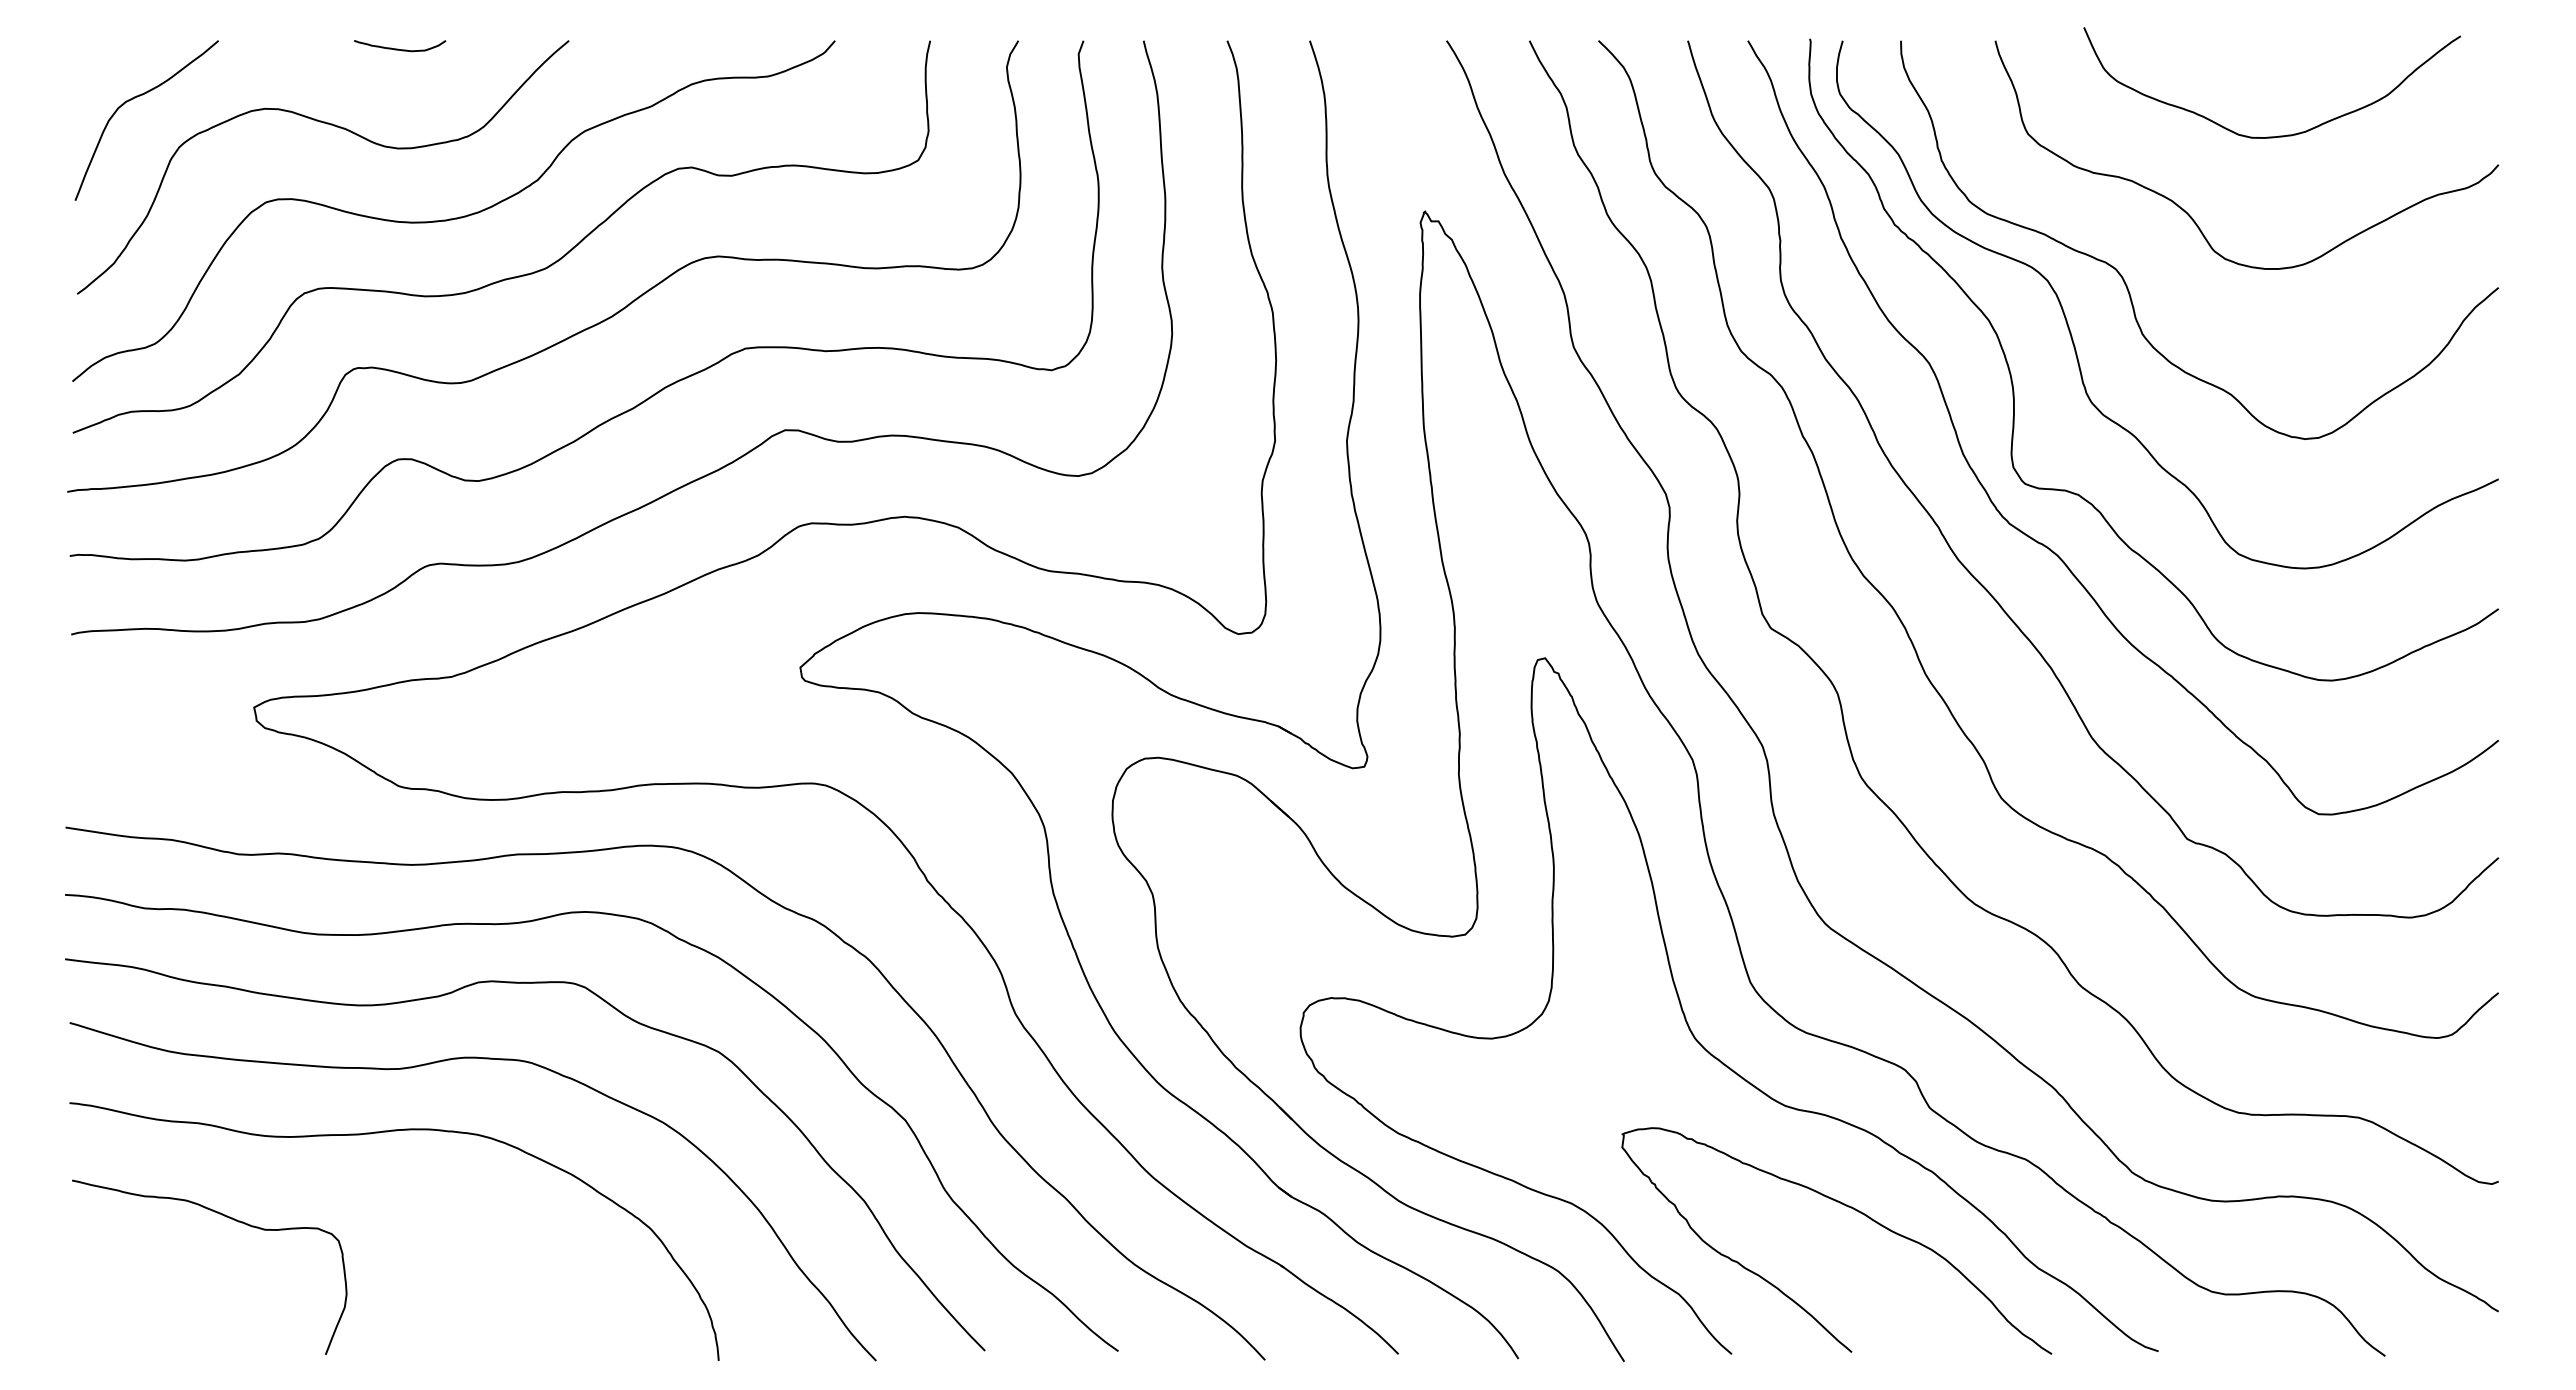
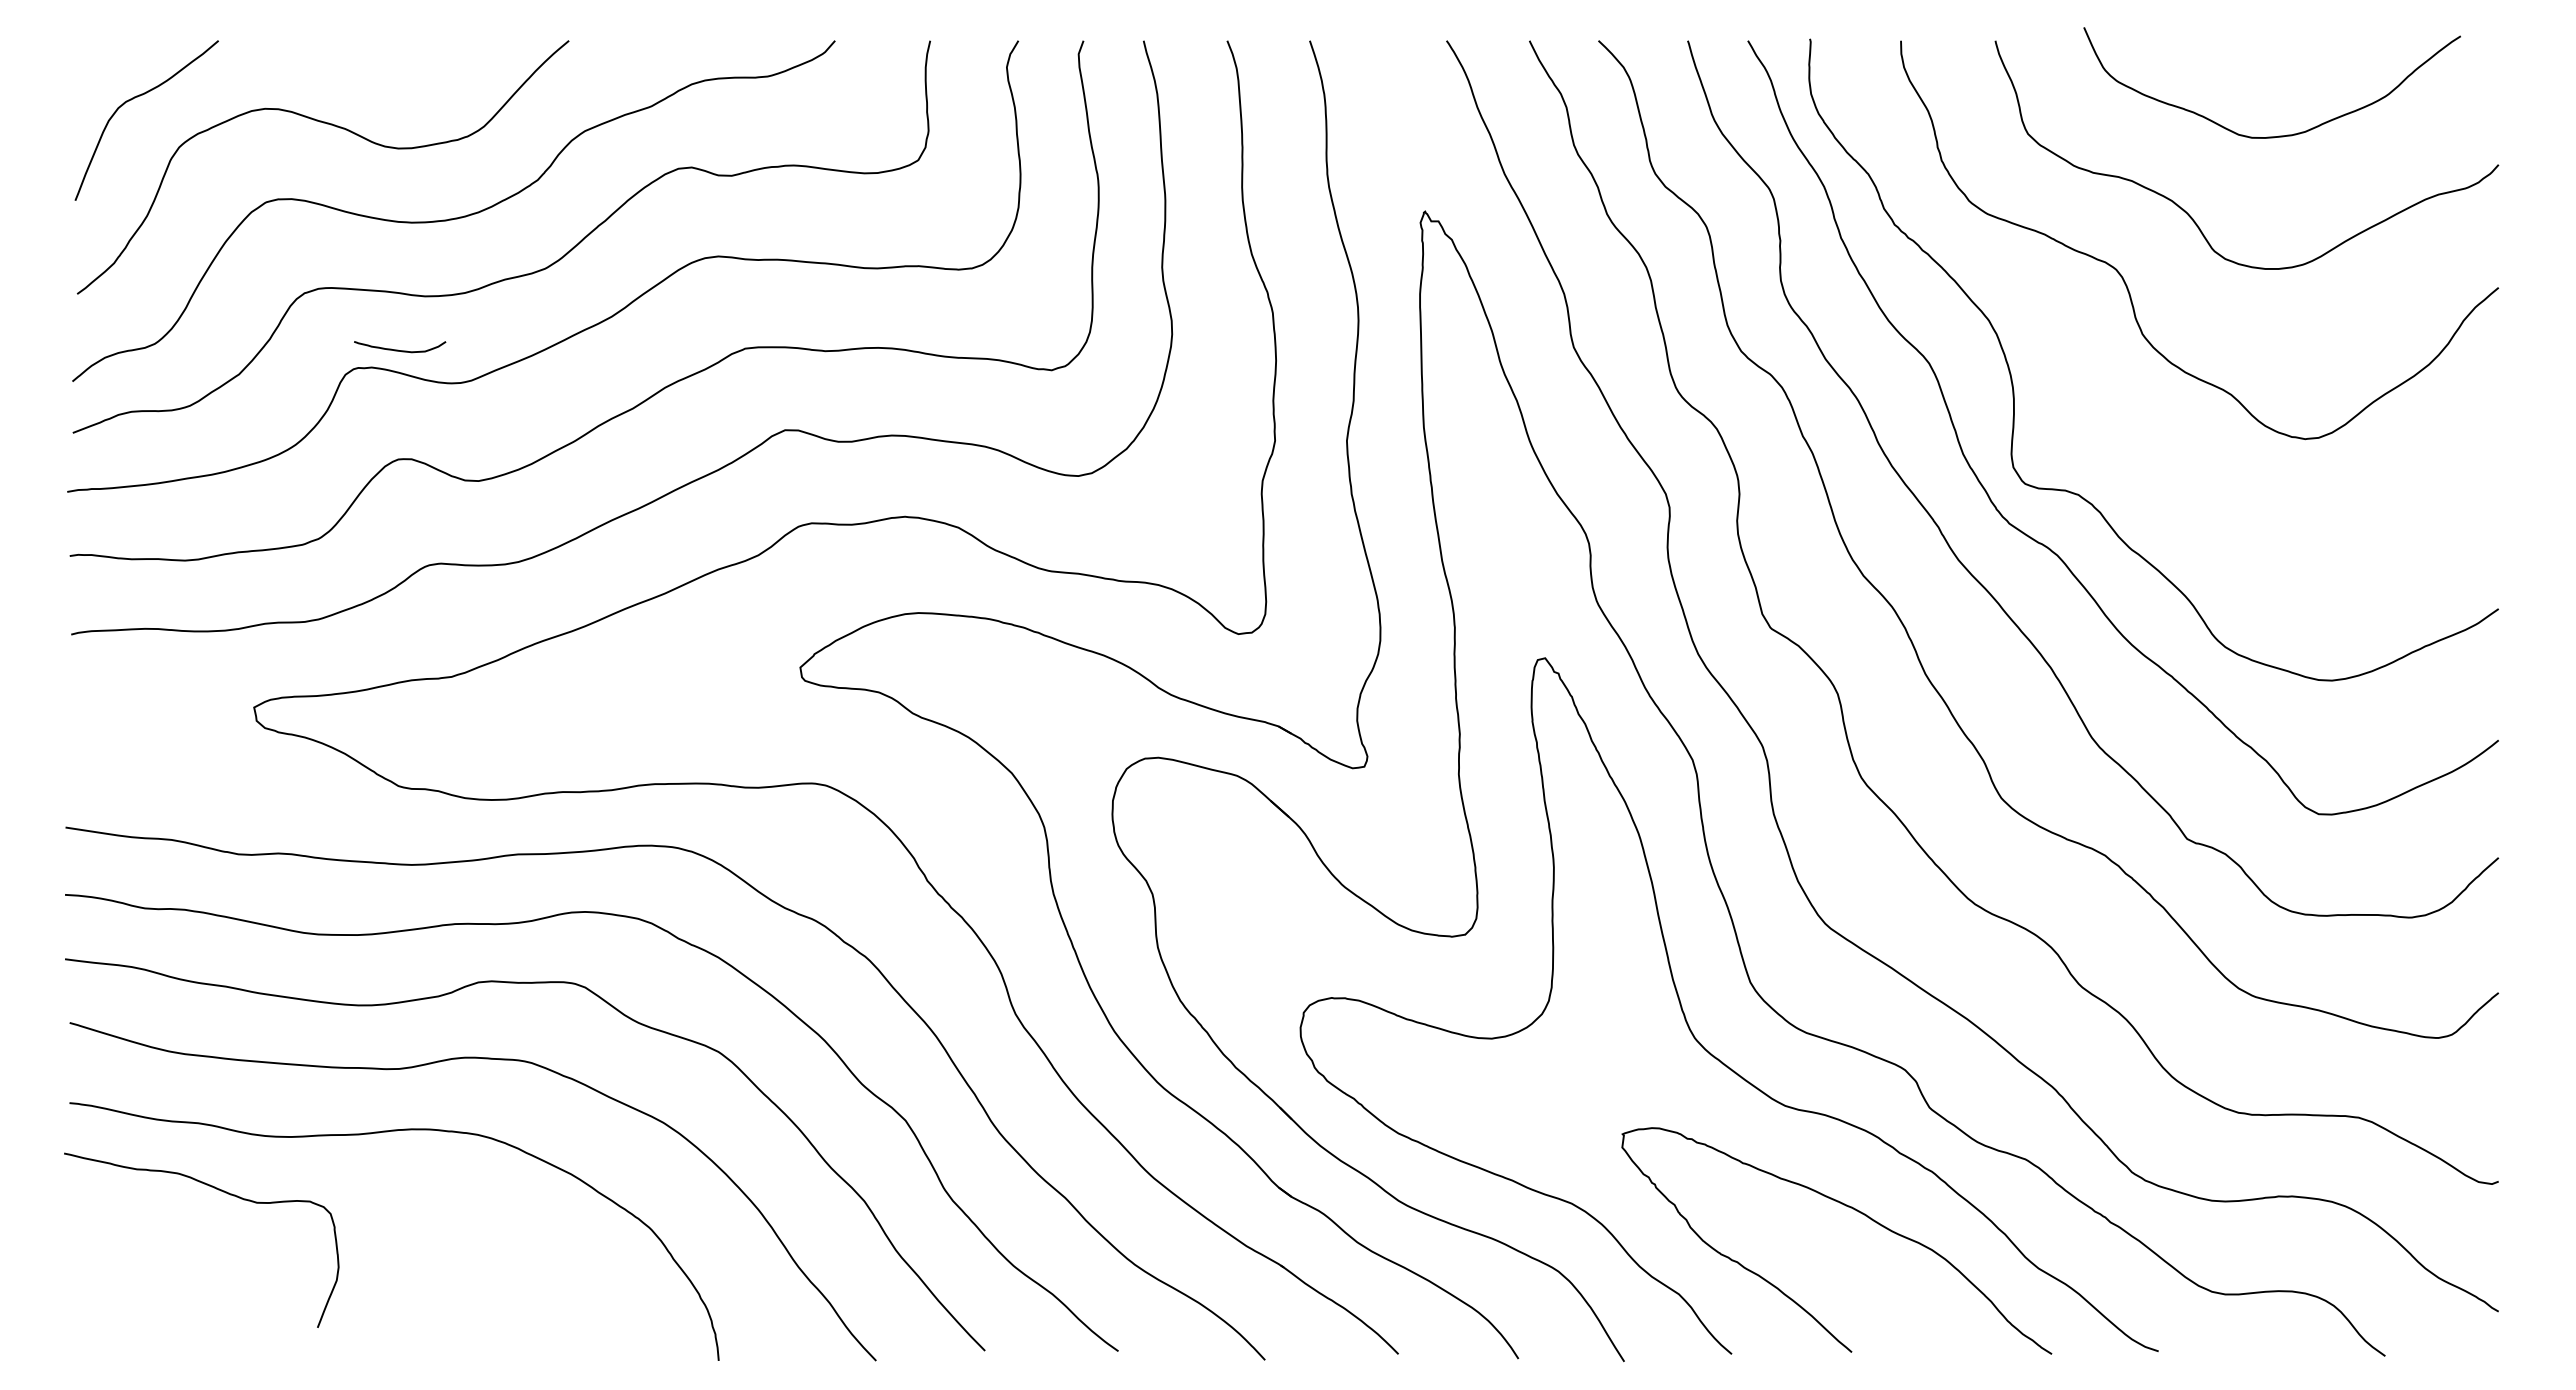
curve position: (398, 48) -> (398, 349) (398, 349)
curve: present -> none (2071, 332)
curve position: (228, 1218) -> (220, 1191) (220, 1191)
